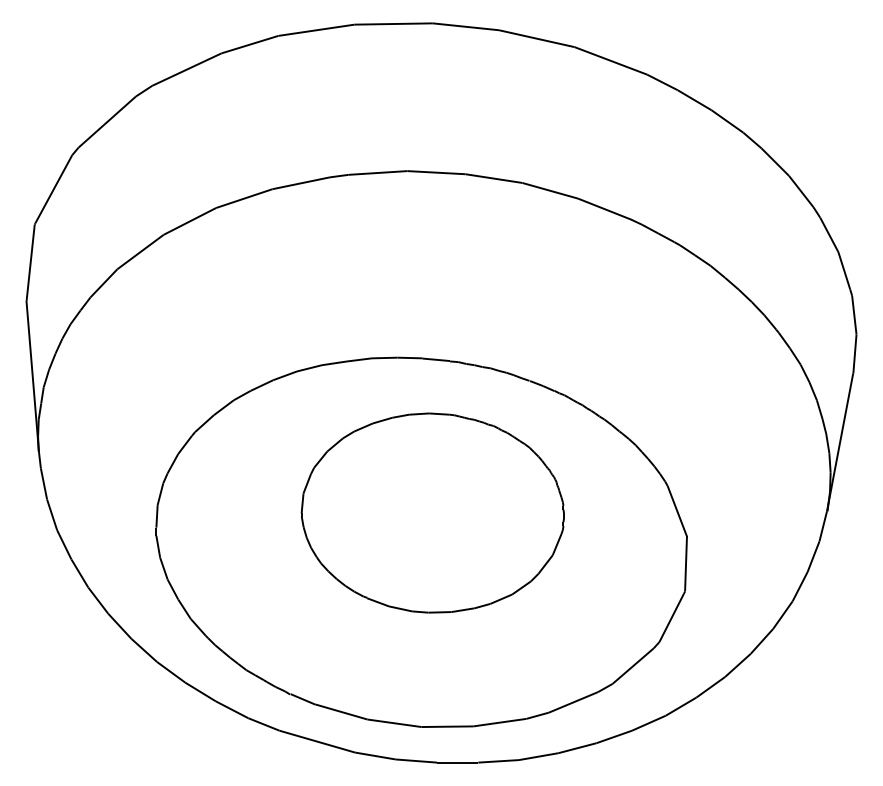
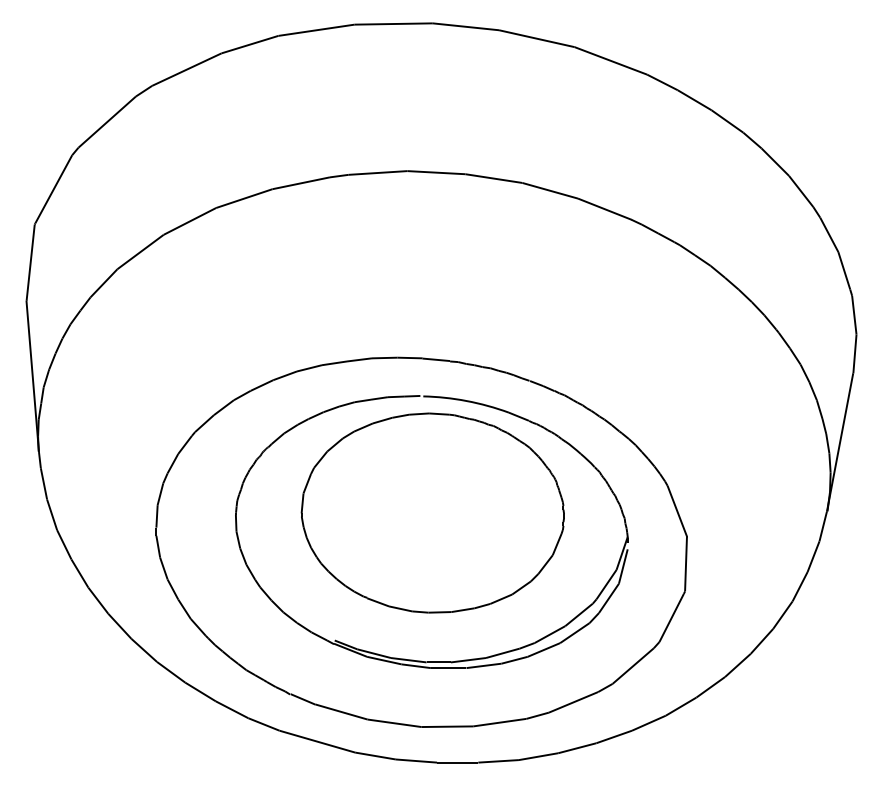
part: none -> present (413, 659)
